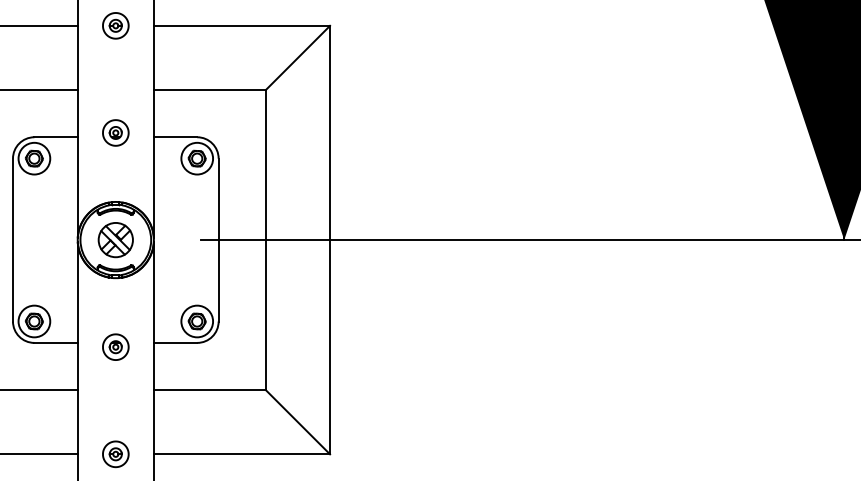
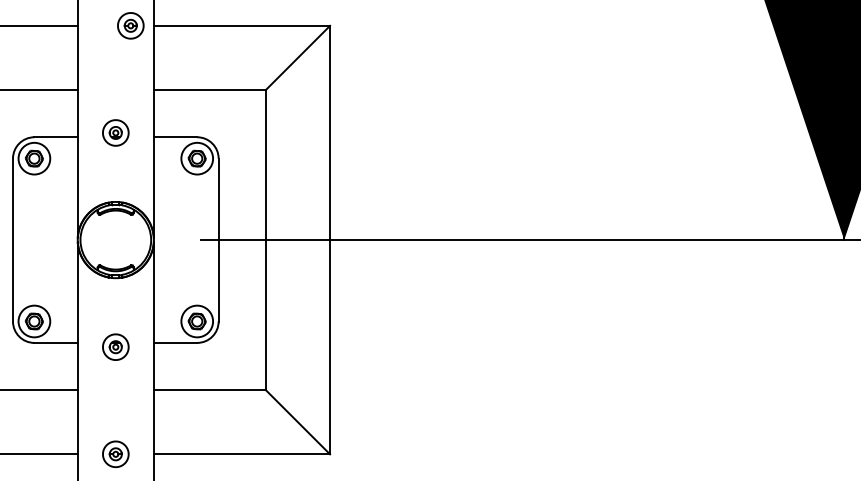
part position: (115, 25) -> (130, 25) (130, 25)
part: present -> none (115, 240)
